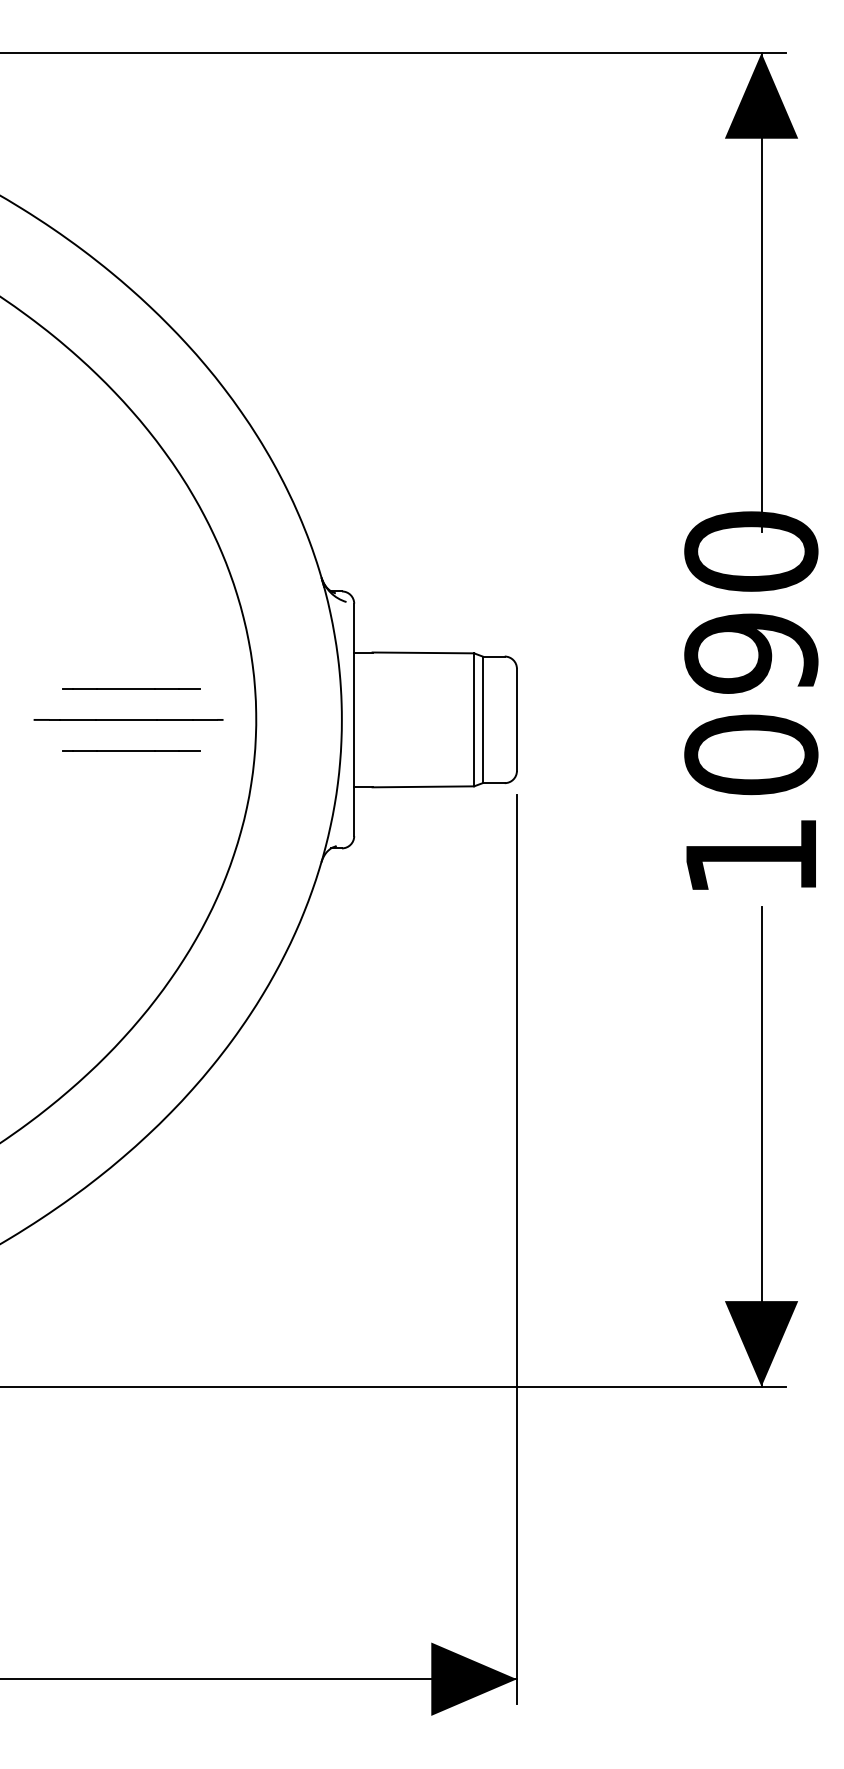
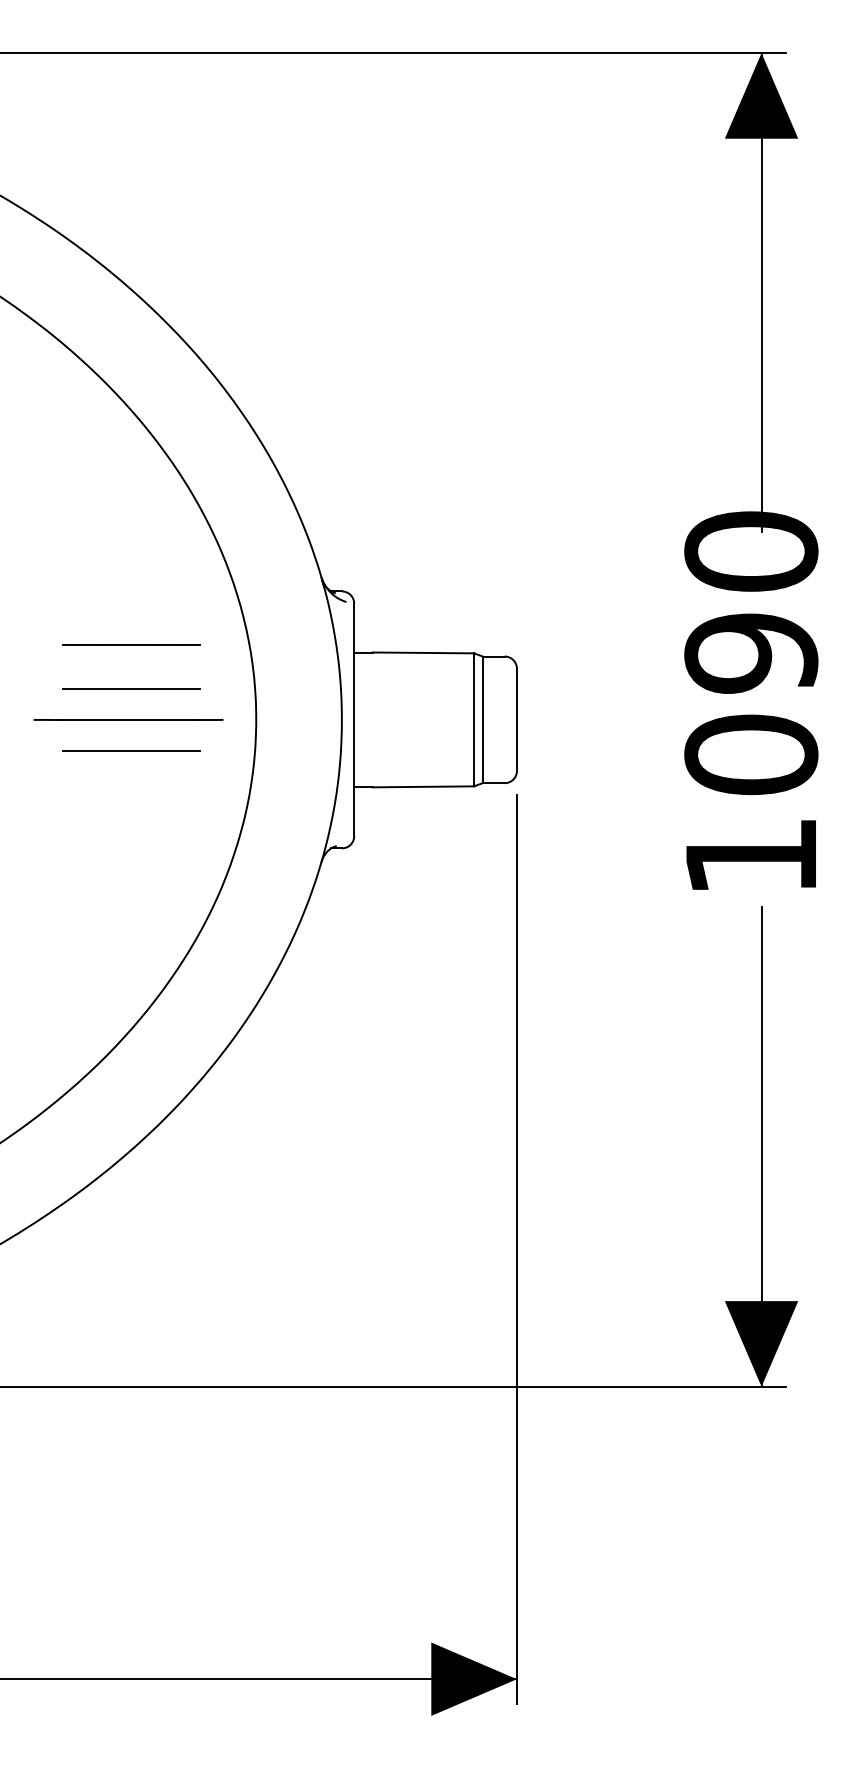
line: none -> present (131, 644)
